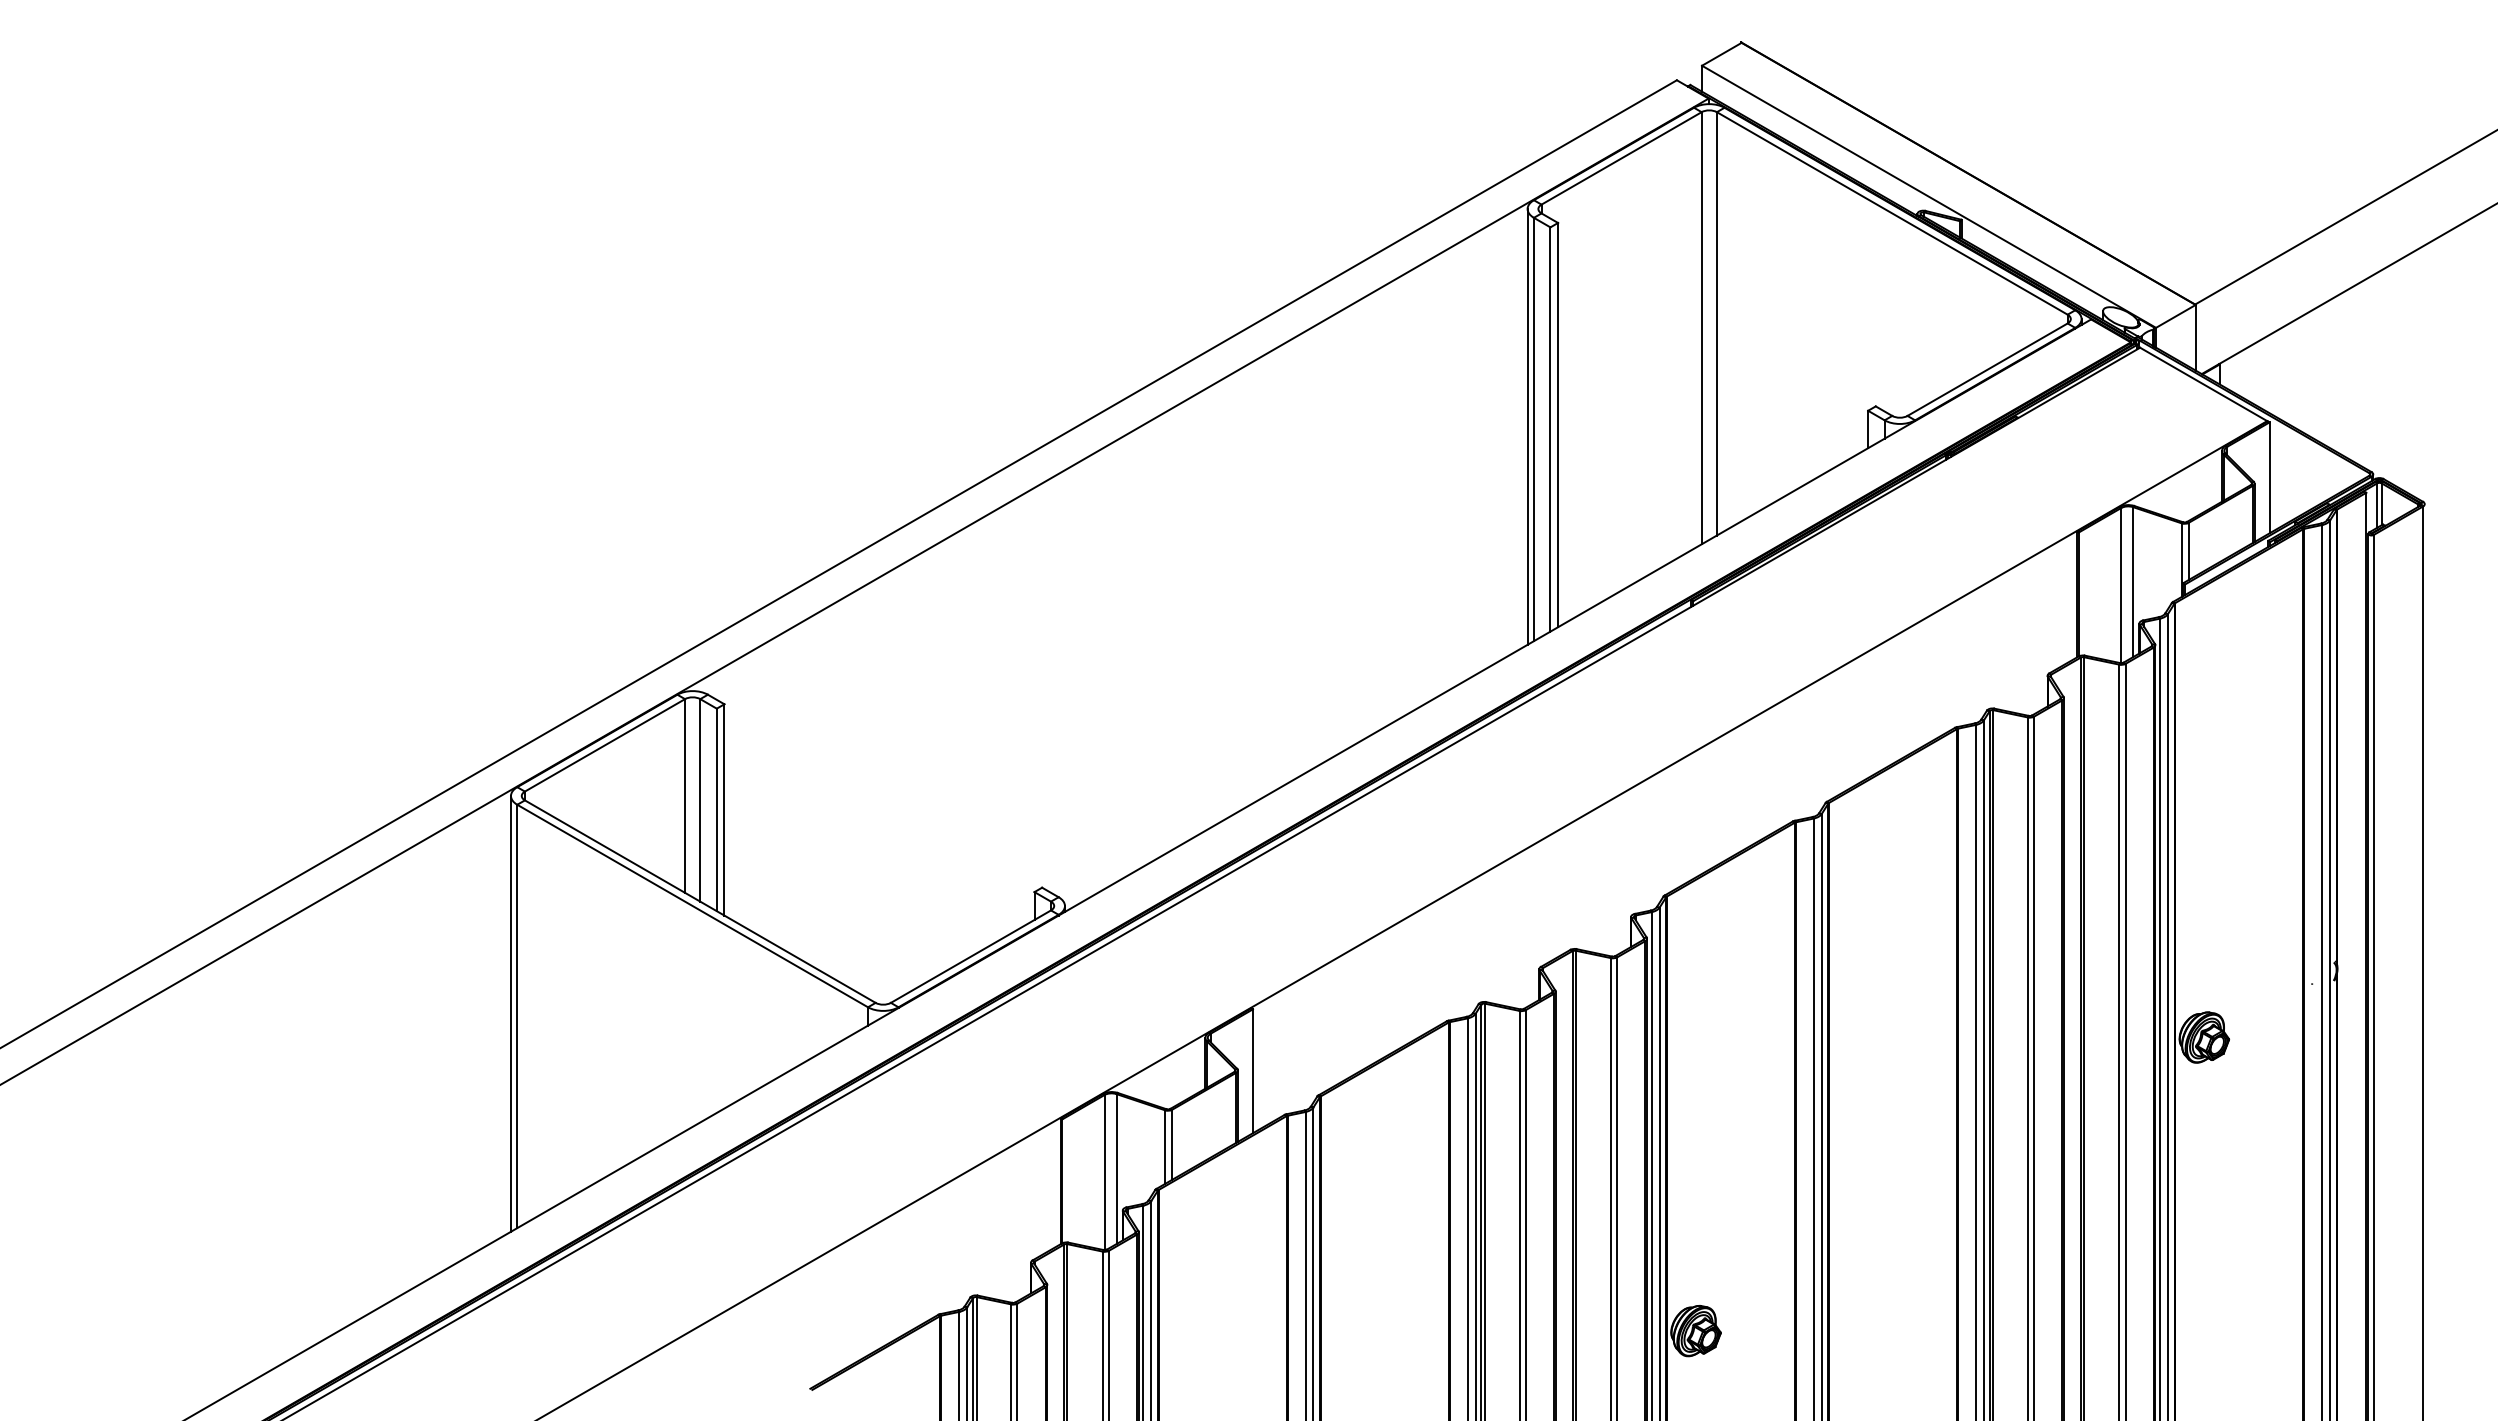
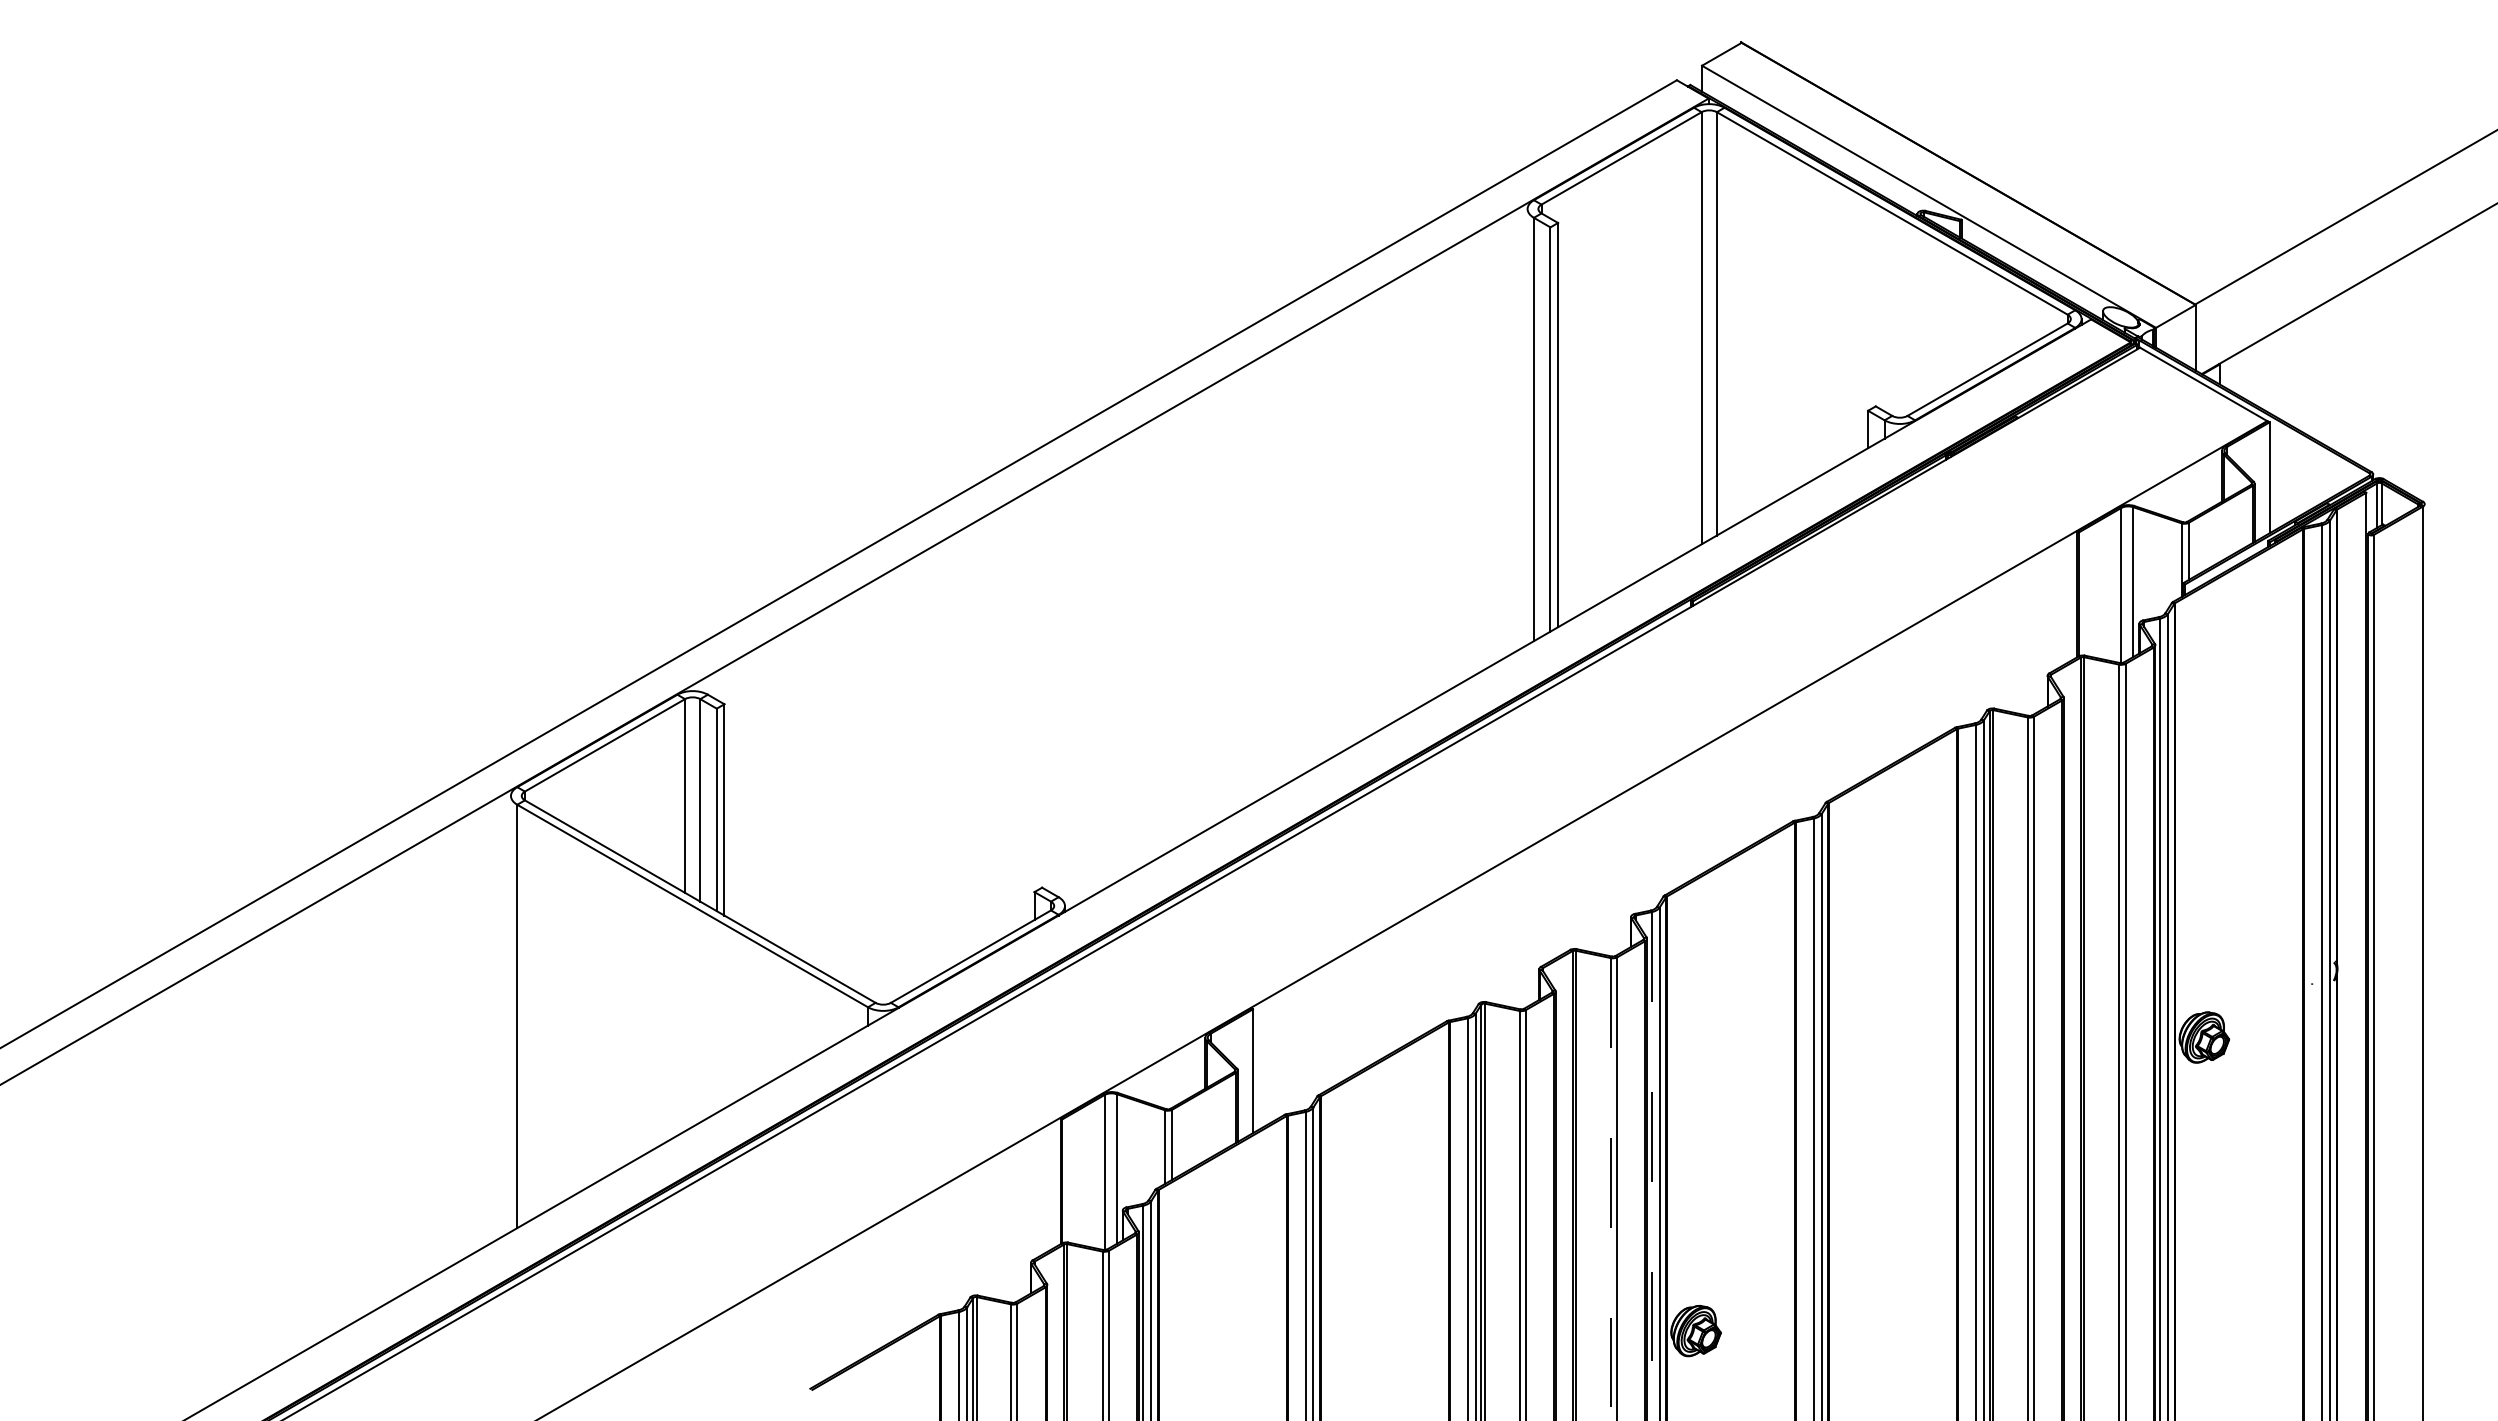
line: present -> none (1527, 426)
line: present -> none (510, 1013)
line: solid -> dashed (1651, 1166)
line: solid -> dashed (1611, 1189)
